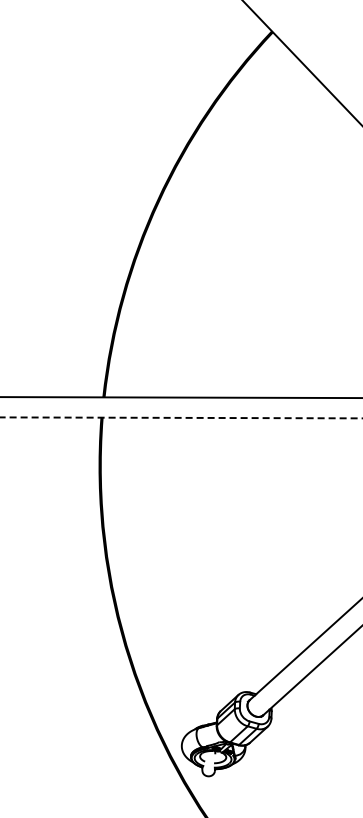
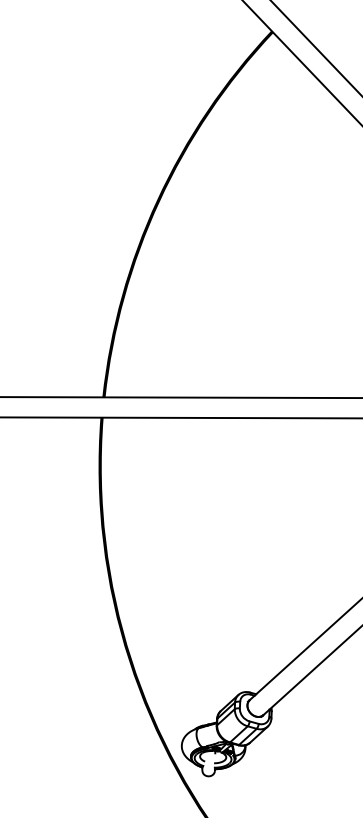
line: none -> present (315, 47)
line: dashed -> solid (182, 417)
